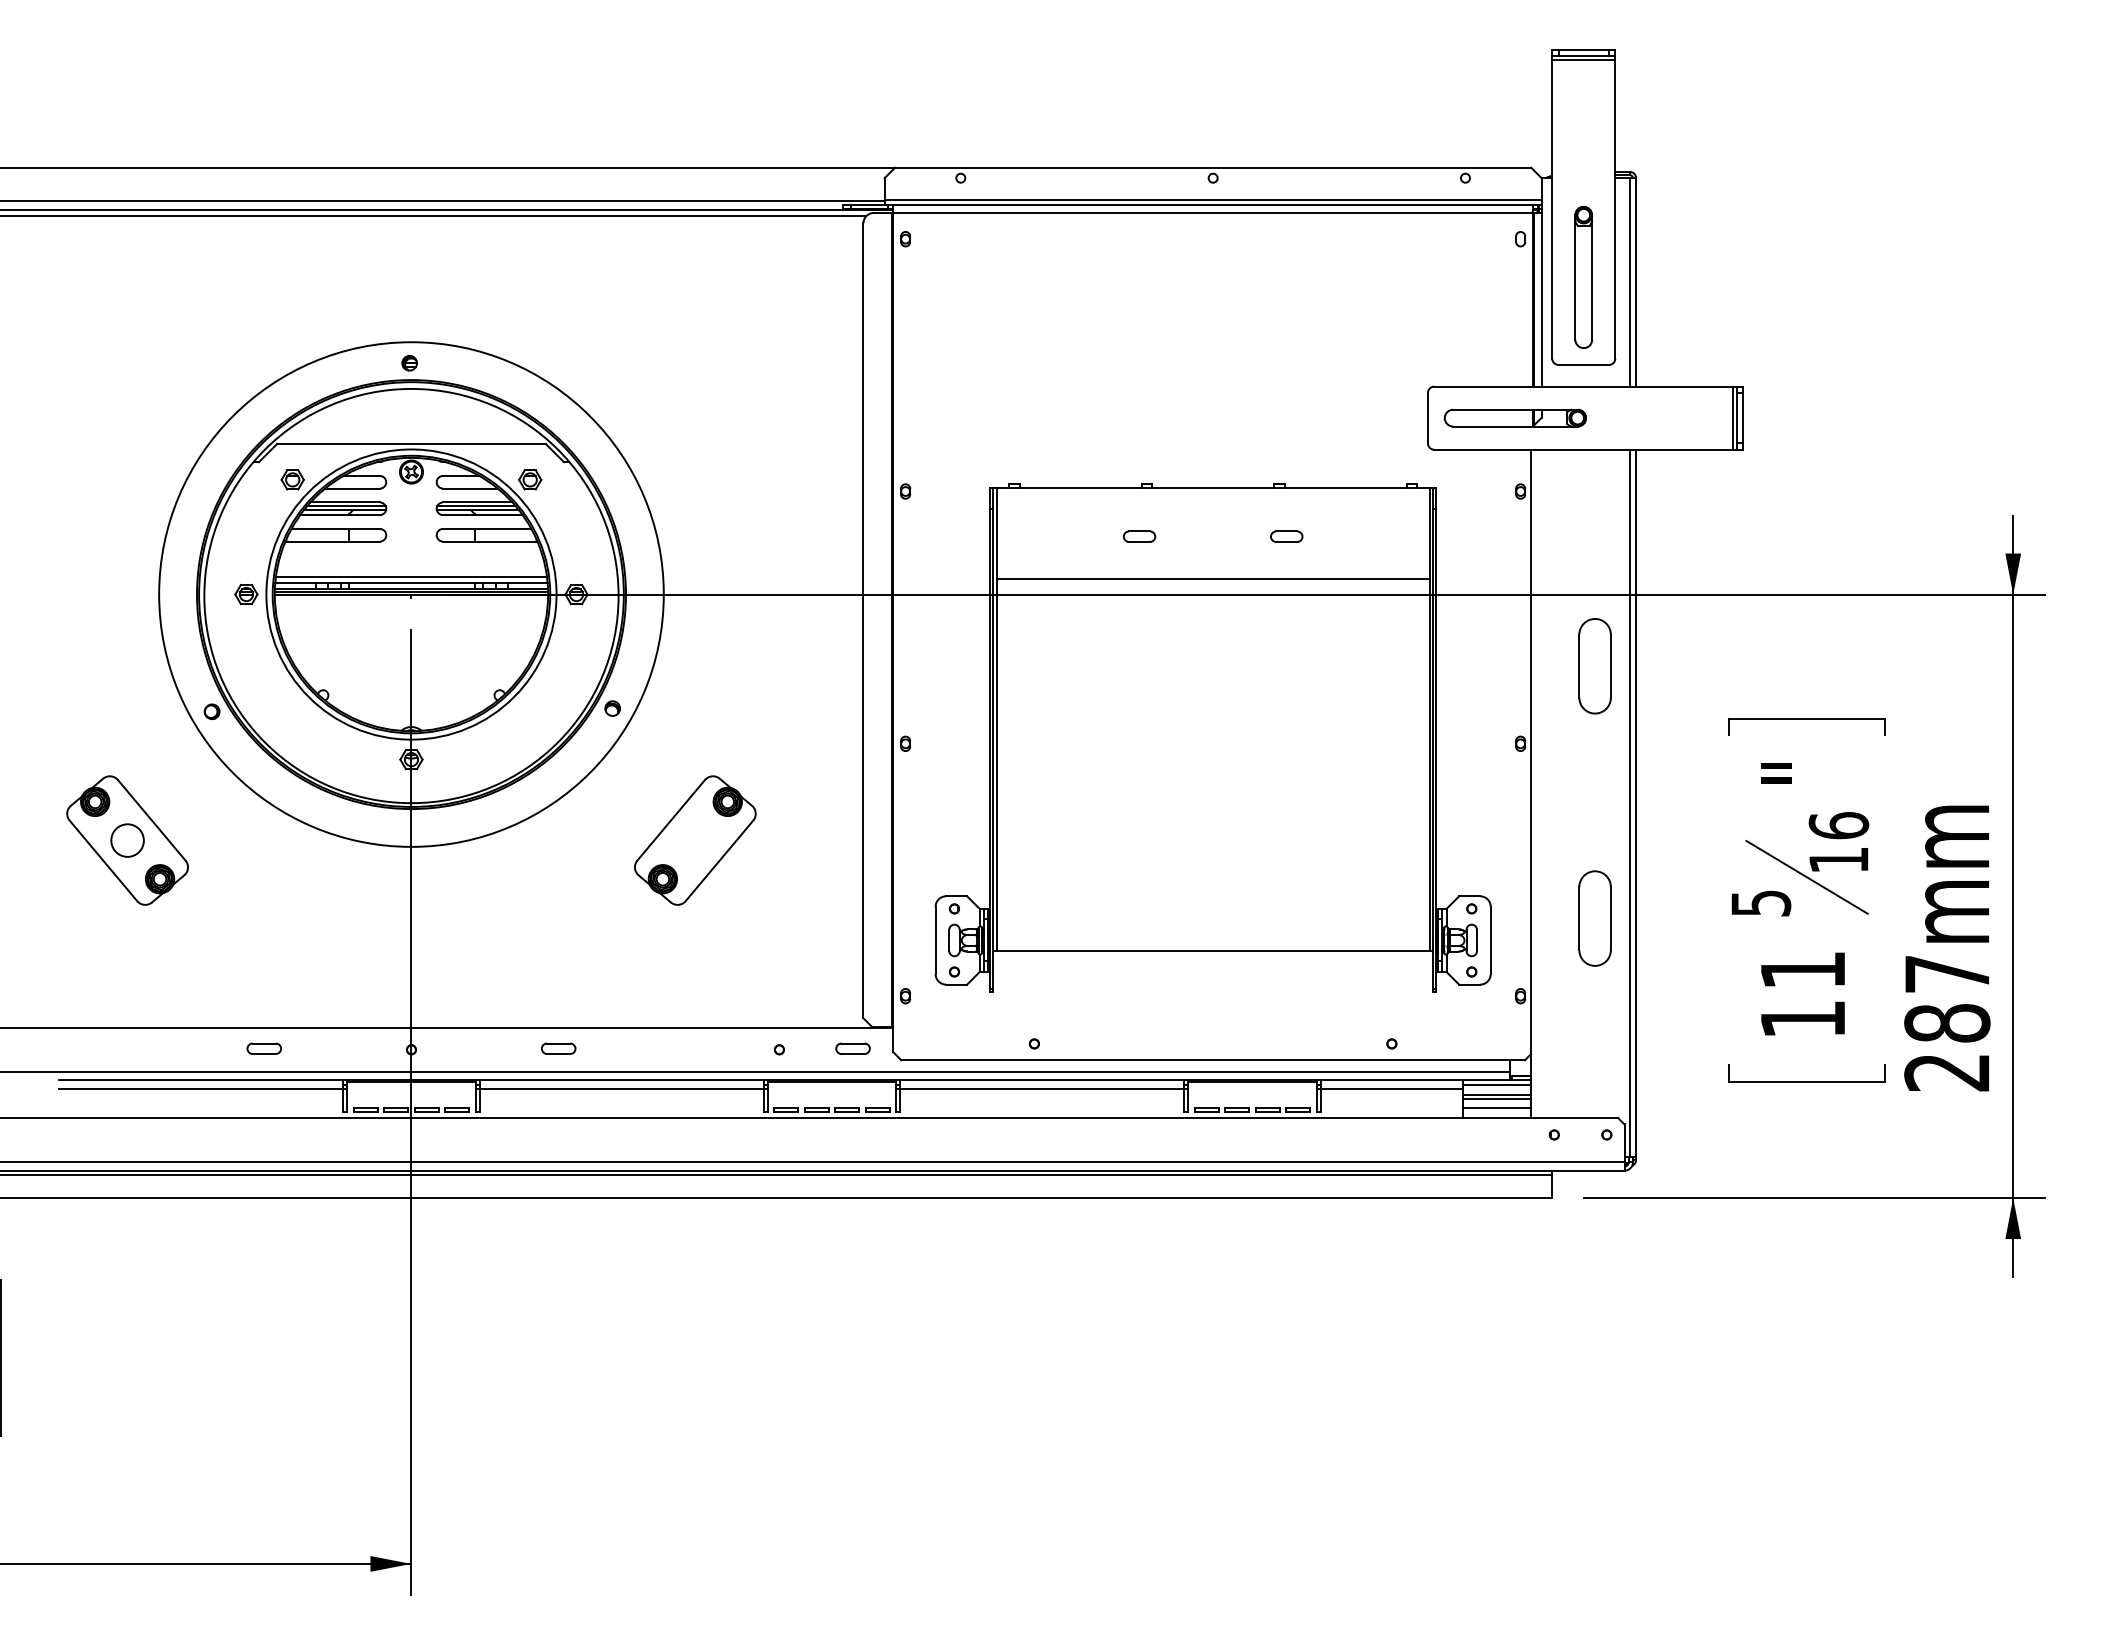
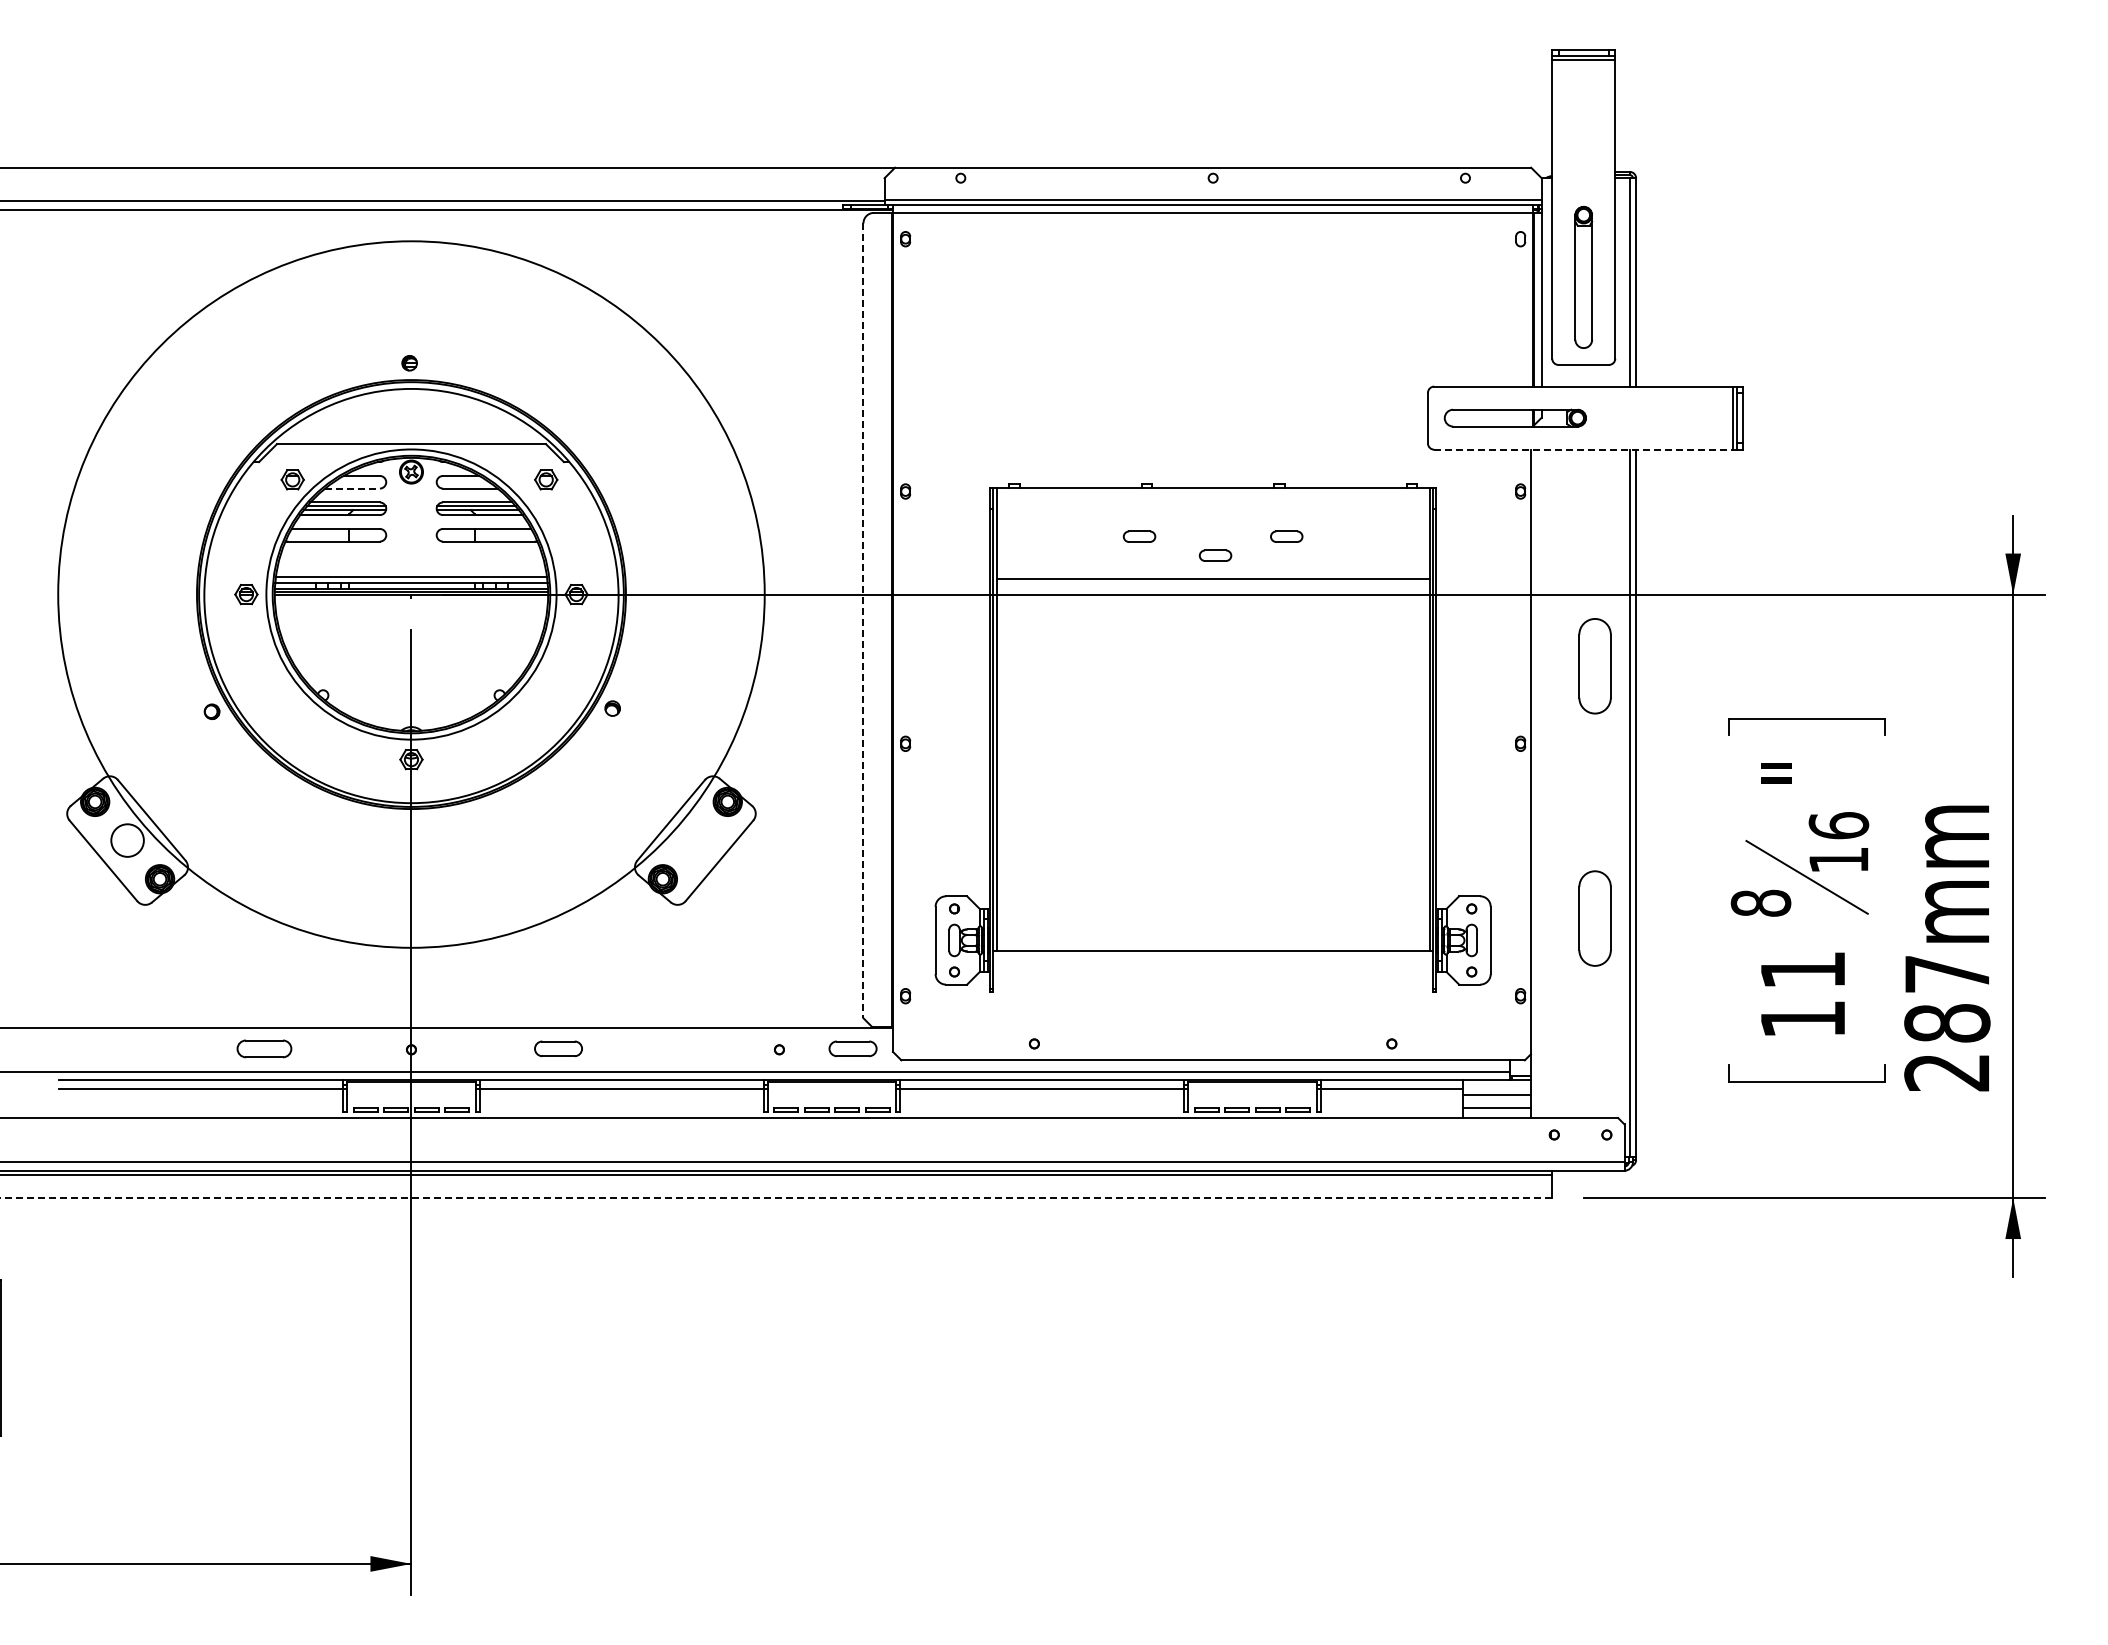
line: present -> none (434, 216)
line: solid -> dashed (1584, 449)
part position: (530, 479) -> (546, 479) (546, 479)
line: solid -> dashed (353, 488)
part: none -> present (1215, 555)
circle diameter: 505 px -> 707 px (411, 594)
line: solid -> dashed (863, 621)
text: 5 -> 8 (1760, 902)
part size: 36x13 px -> 57x20 px (264, 1048)
part size: 36x13 px -> 49x18 px (558, 1048)
part size: 36x13 px -> 50x18 px (852, 1048)
line: present -> none (1496, 1084)
line: present -> none (1496, 1099)
line: solid -> dashed (776, 1198)
